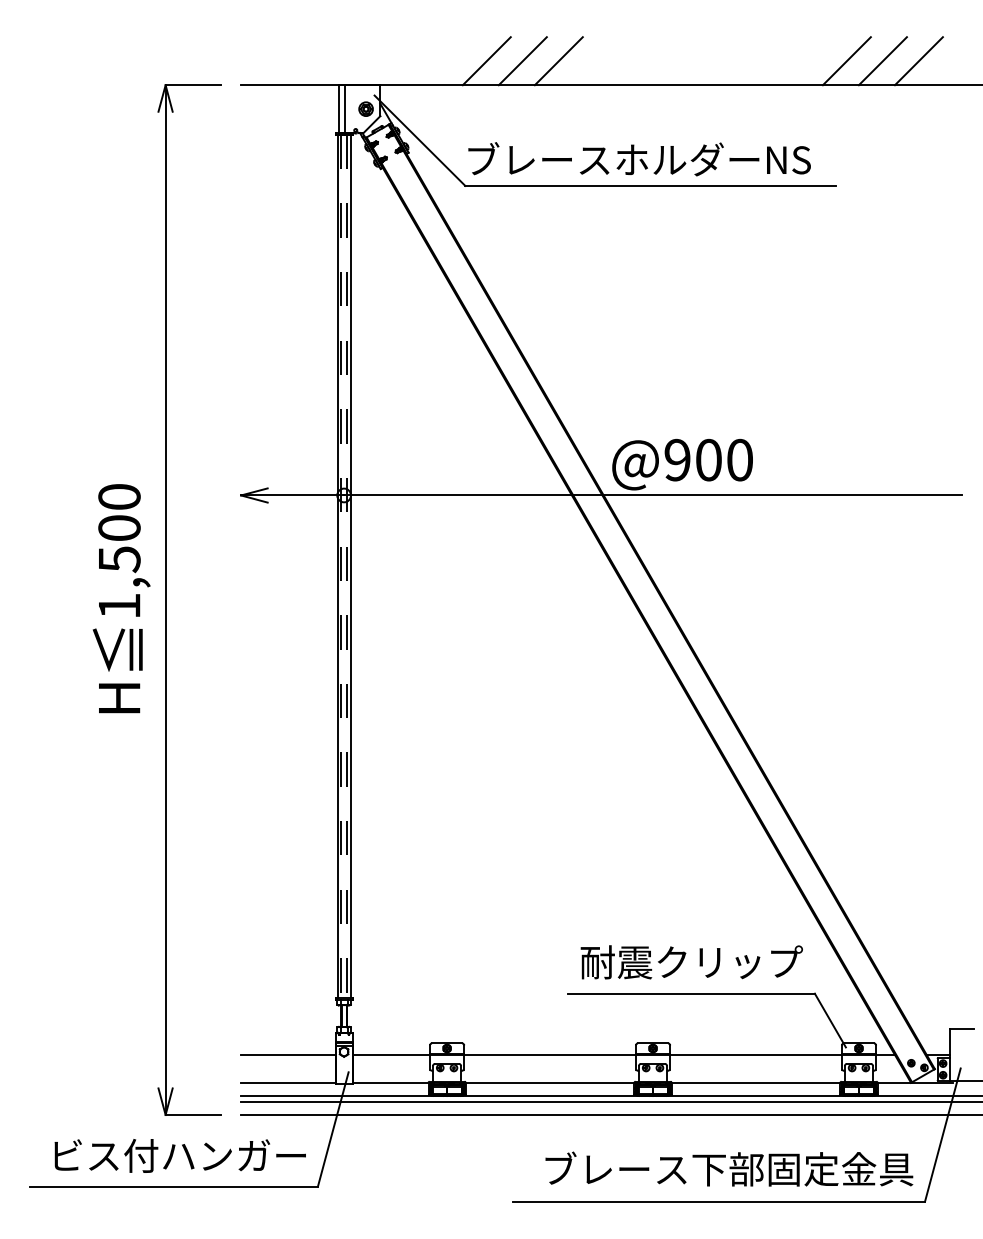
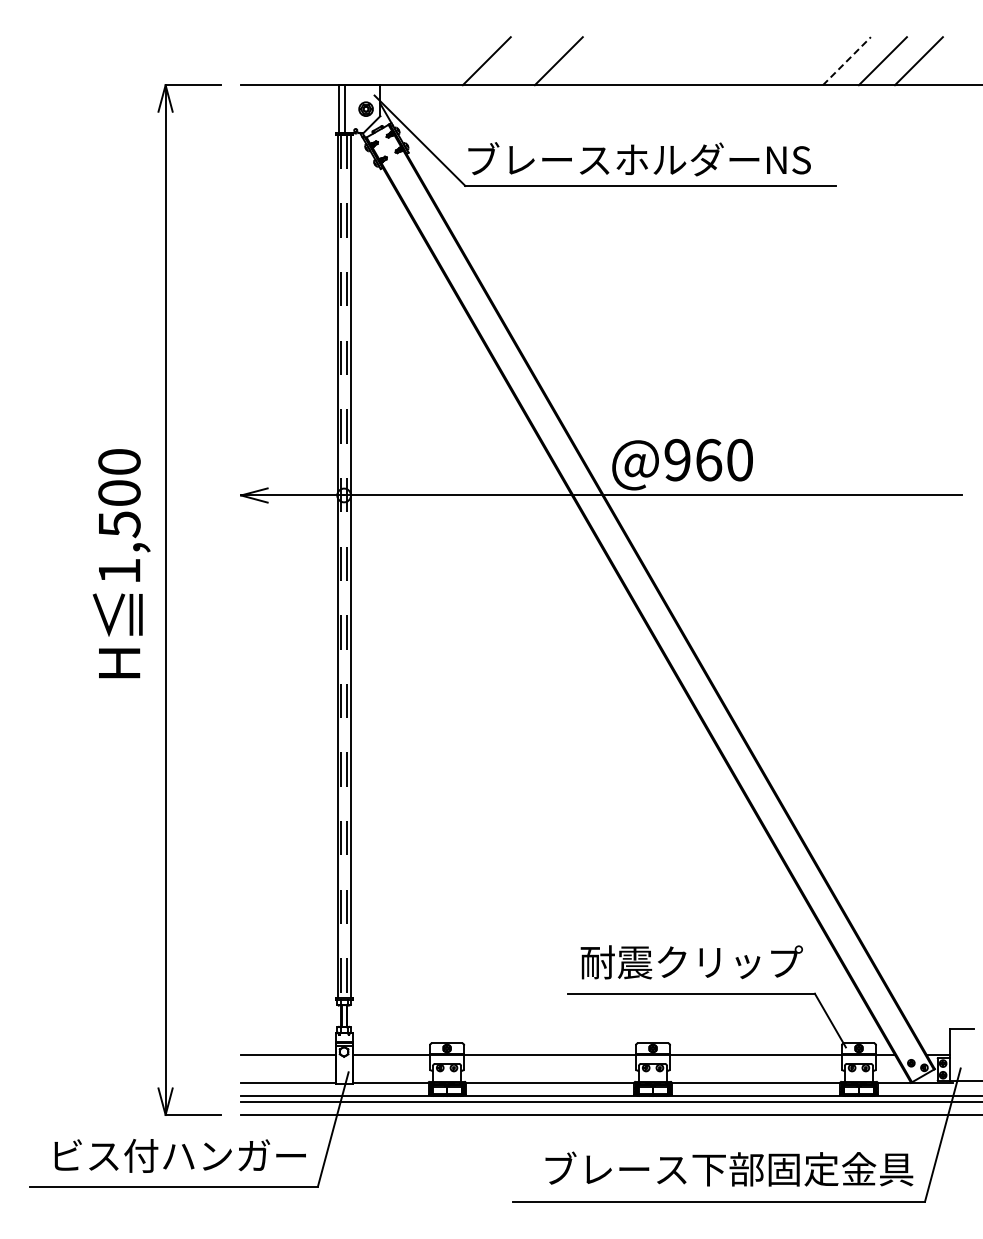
line: present -> none (522, 61)
line: solid -> dashed (846, 61)
text: @900 -> @960 (709, 459)
text position: (121, 598) -> (121, 563) (121, 563)
